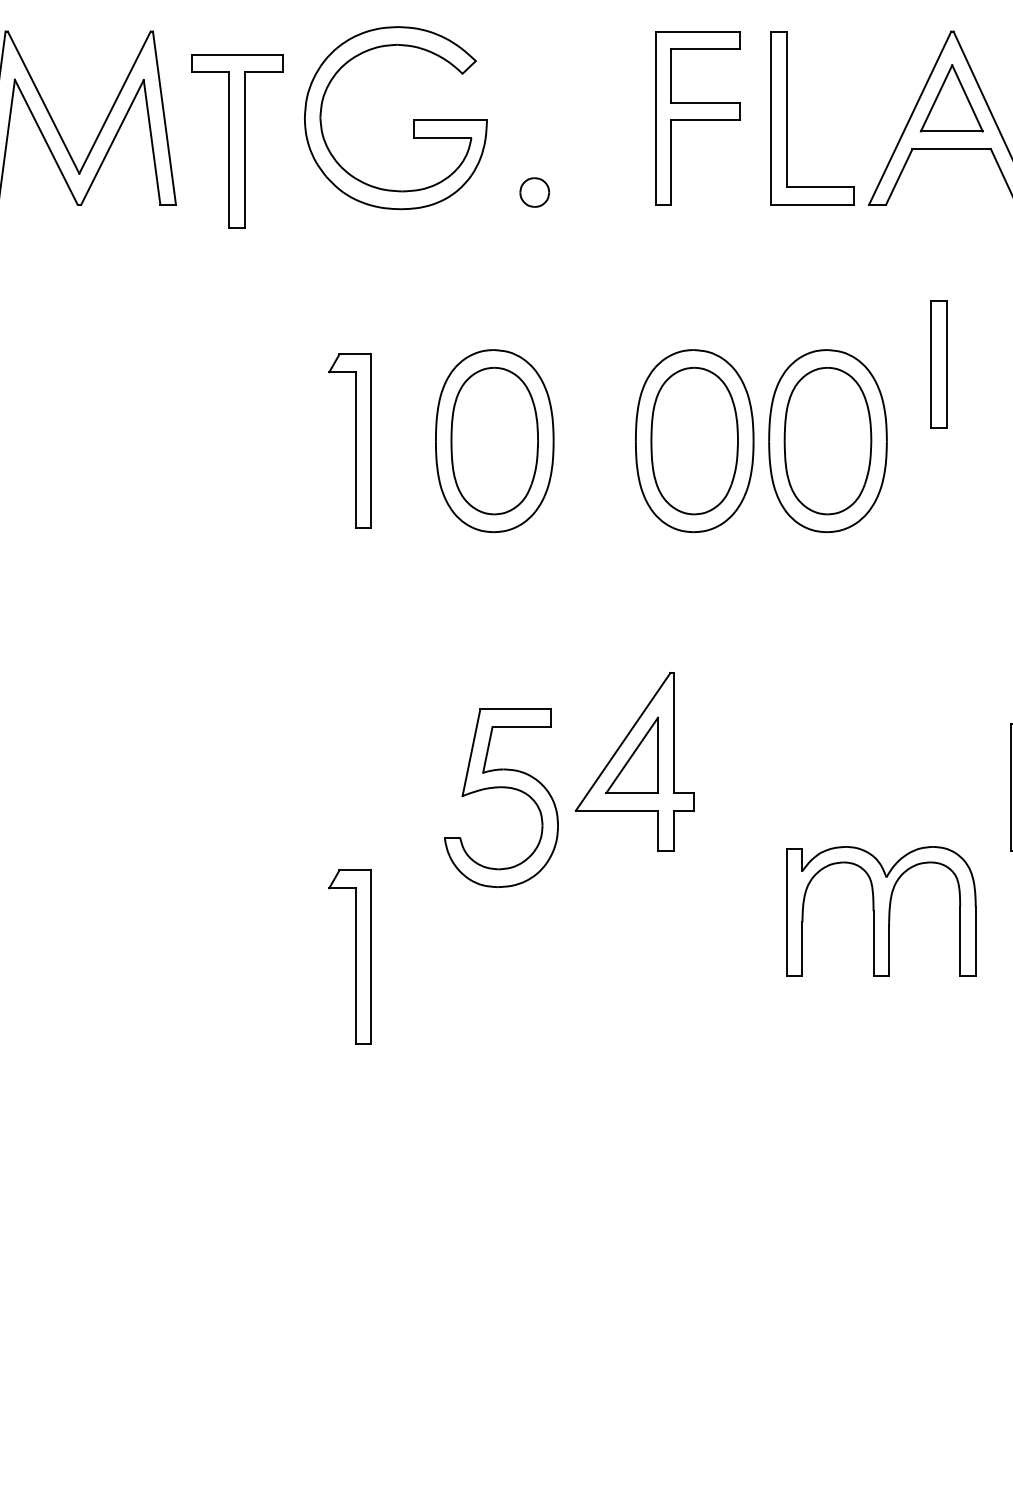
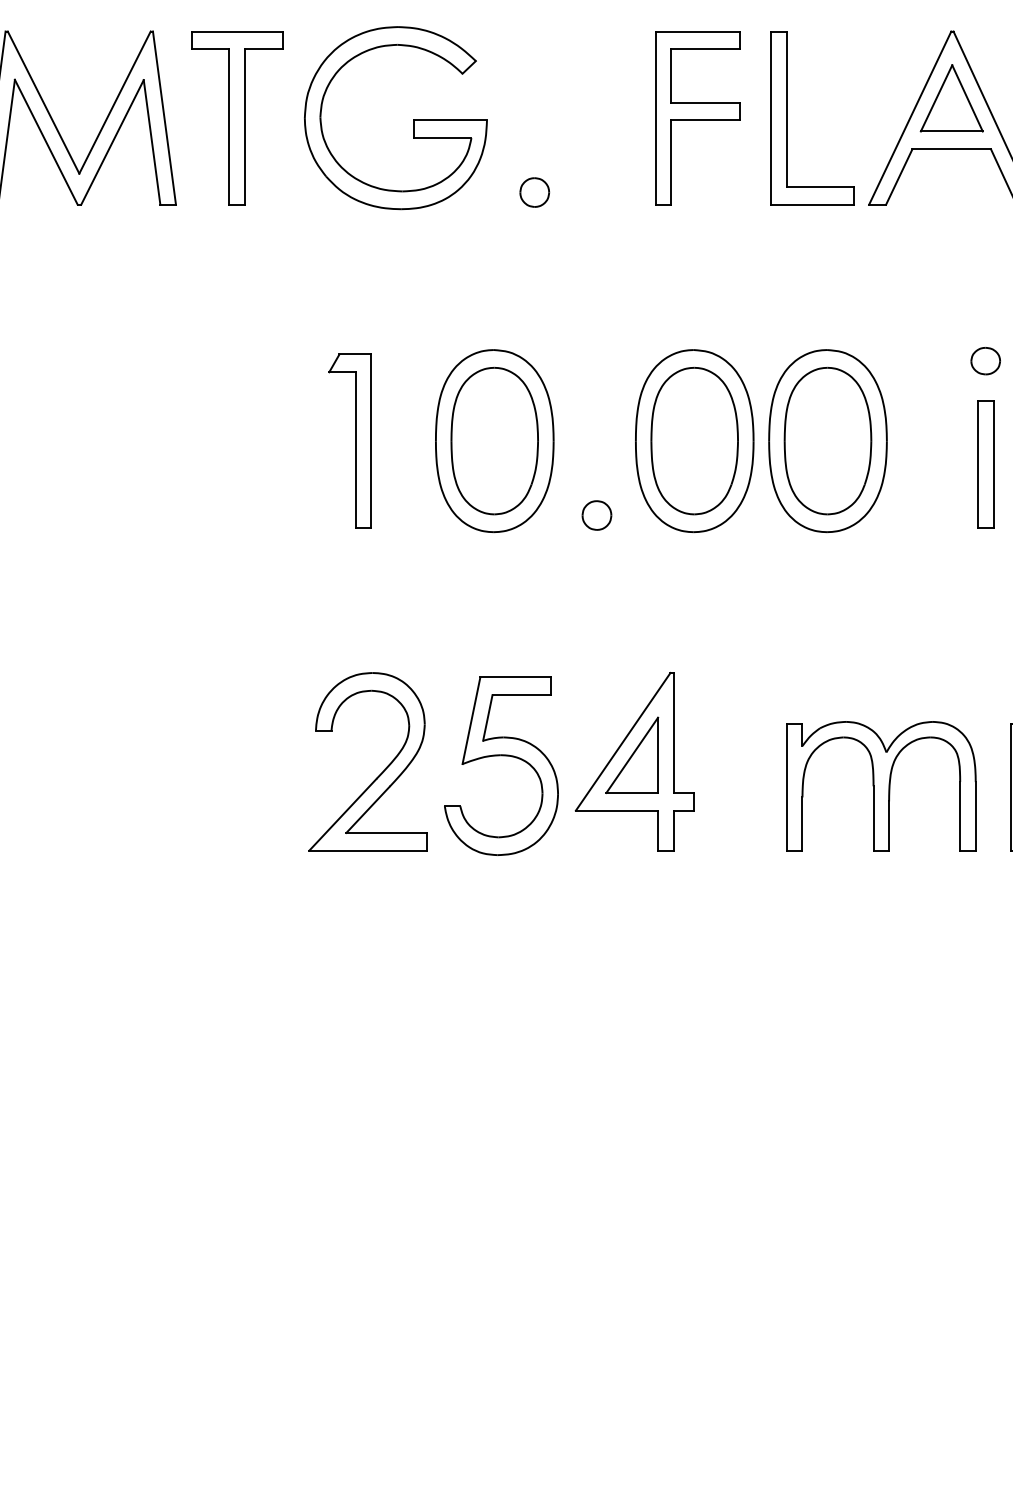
part position: (237, 141) -> (237, 118) (237, 118)
part: none -> present (985, 361)
part position: (938, 364) -> (985, 464) (985, 464)
part: none -> present (596, 515)
part: none -> present (380, 773)
part position: (501, 788) -> (501, 756) (501, 756)
part position: (881, 911) -> (881, 786) (881, 786)
part: present -> none (349, 956)
